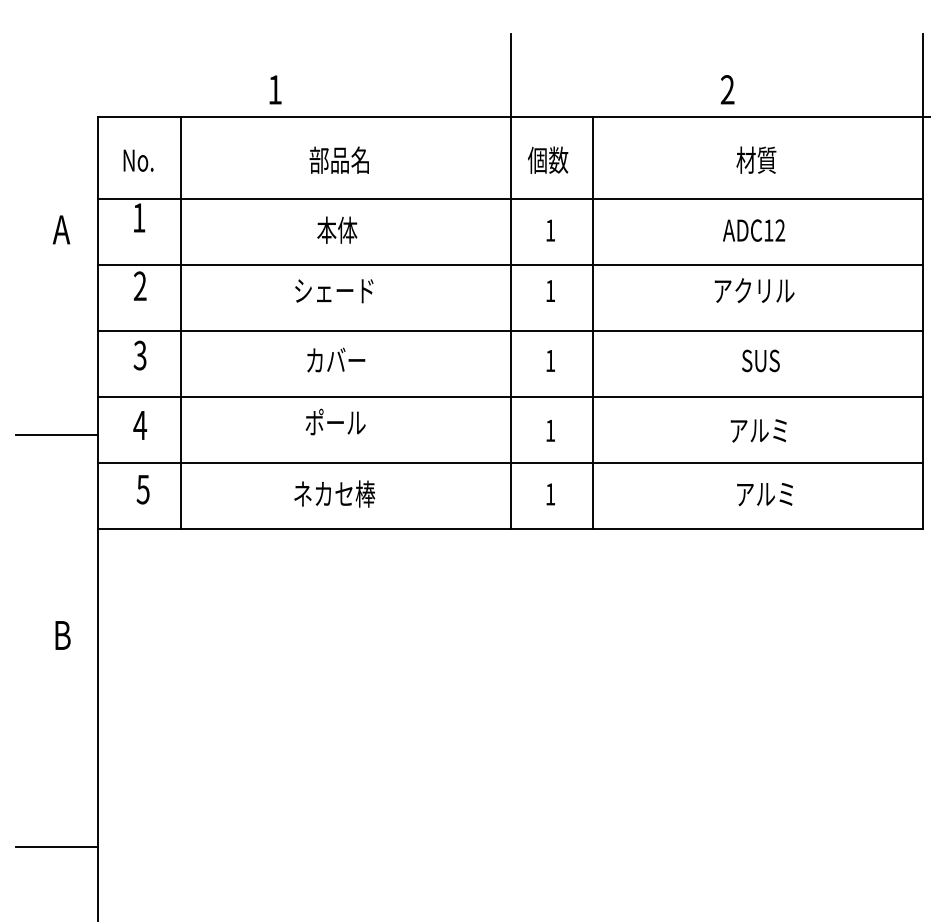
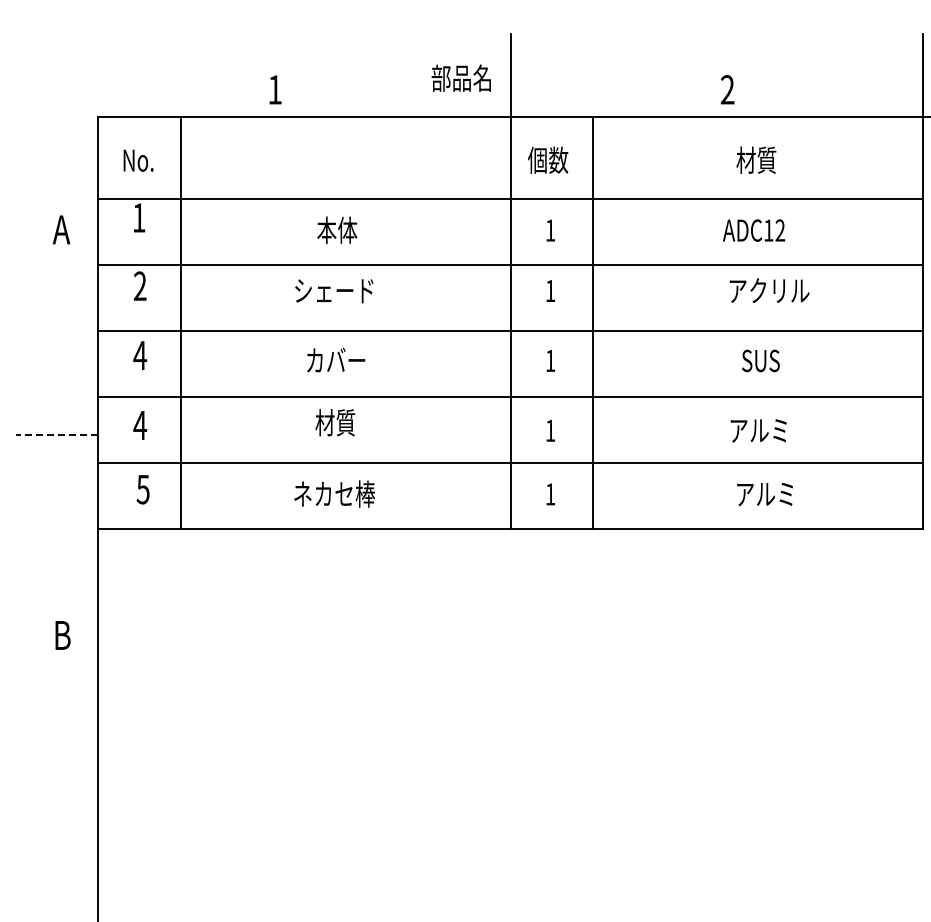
text position: (338, 159) -> (460, 77) (460, 77)
text position: (754, 290) -> (769, 290) (769, 290)
text: 3 -> 4 (140, 355)
text: ポール -> 材質 (335, 422)
line: solid -> dashed (56, 434)
line: present -> none (56, 847)
